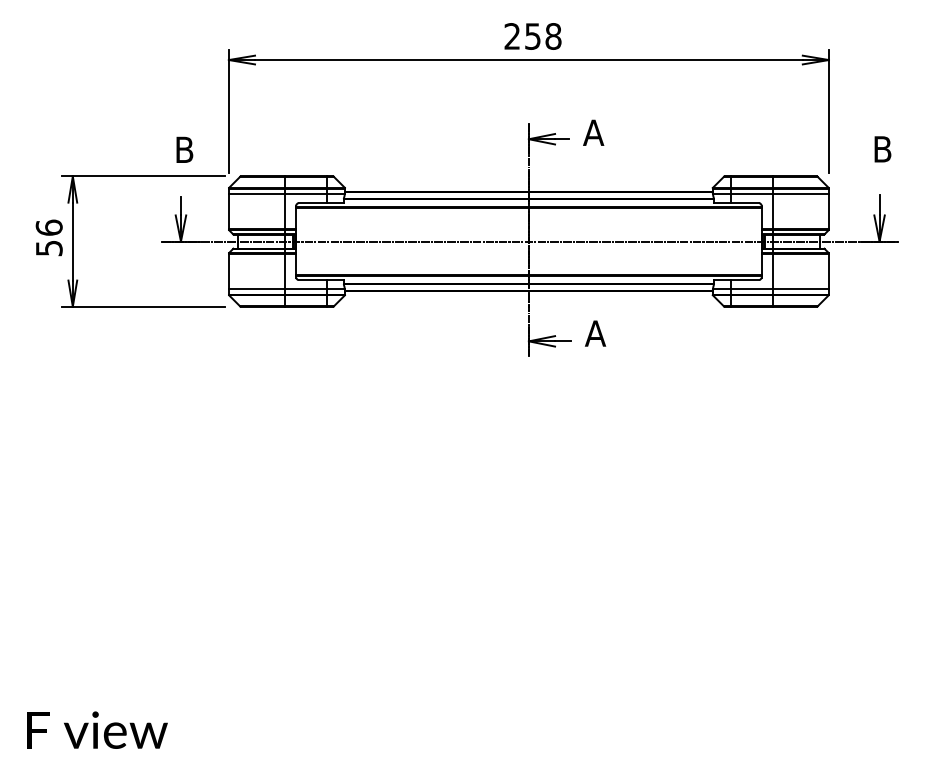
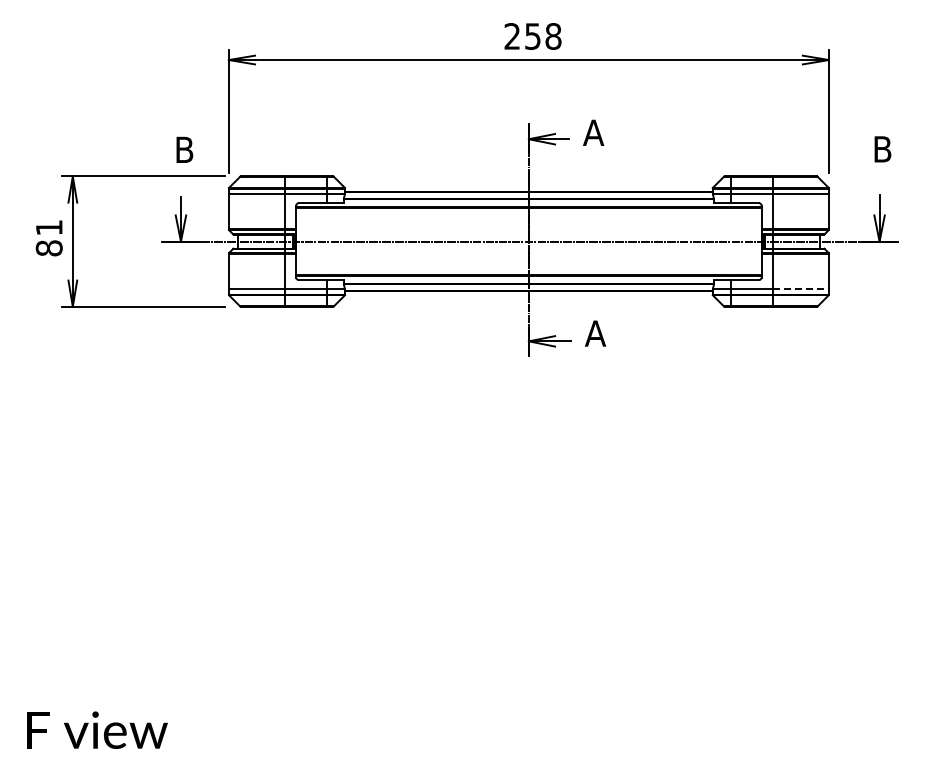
text: 56 -> 81 (48, 237)
line: solid -> dashed (801, 289)
